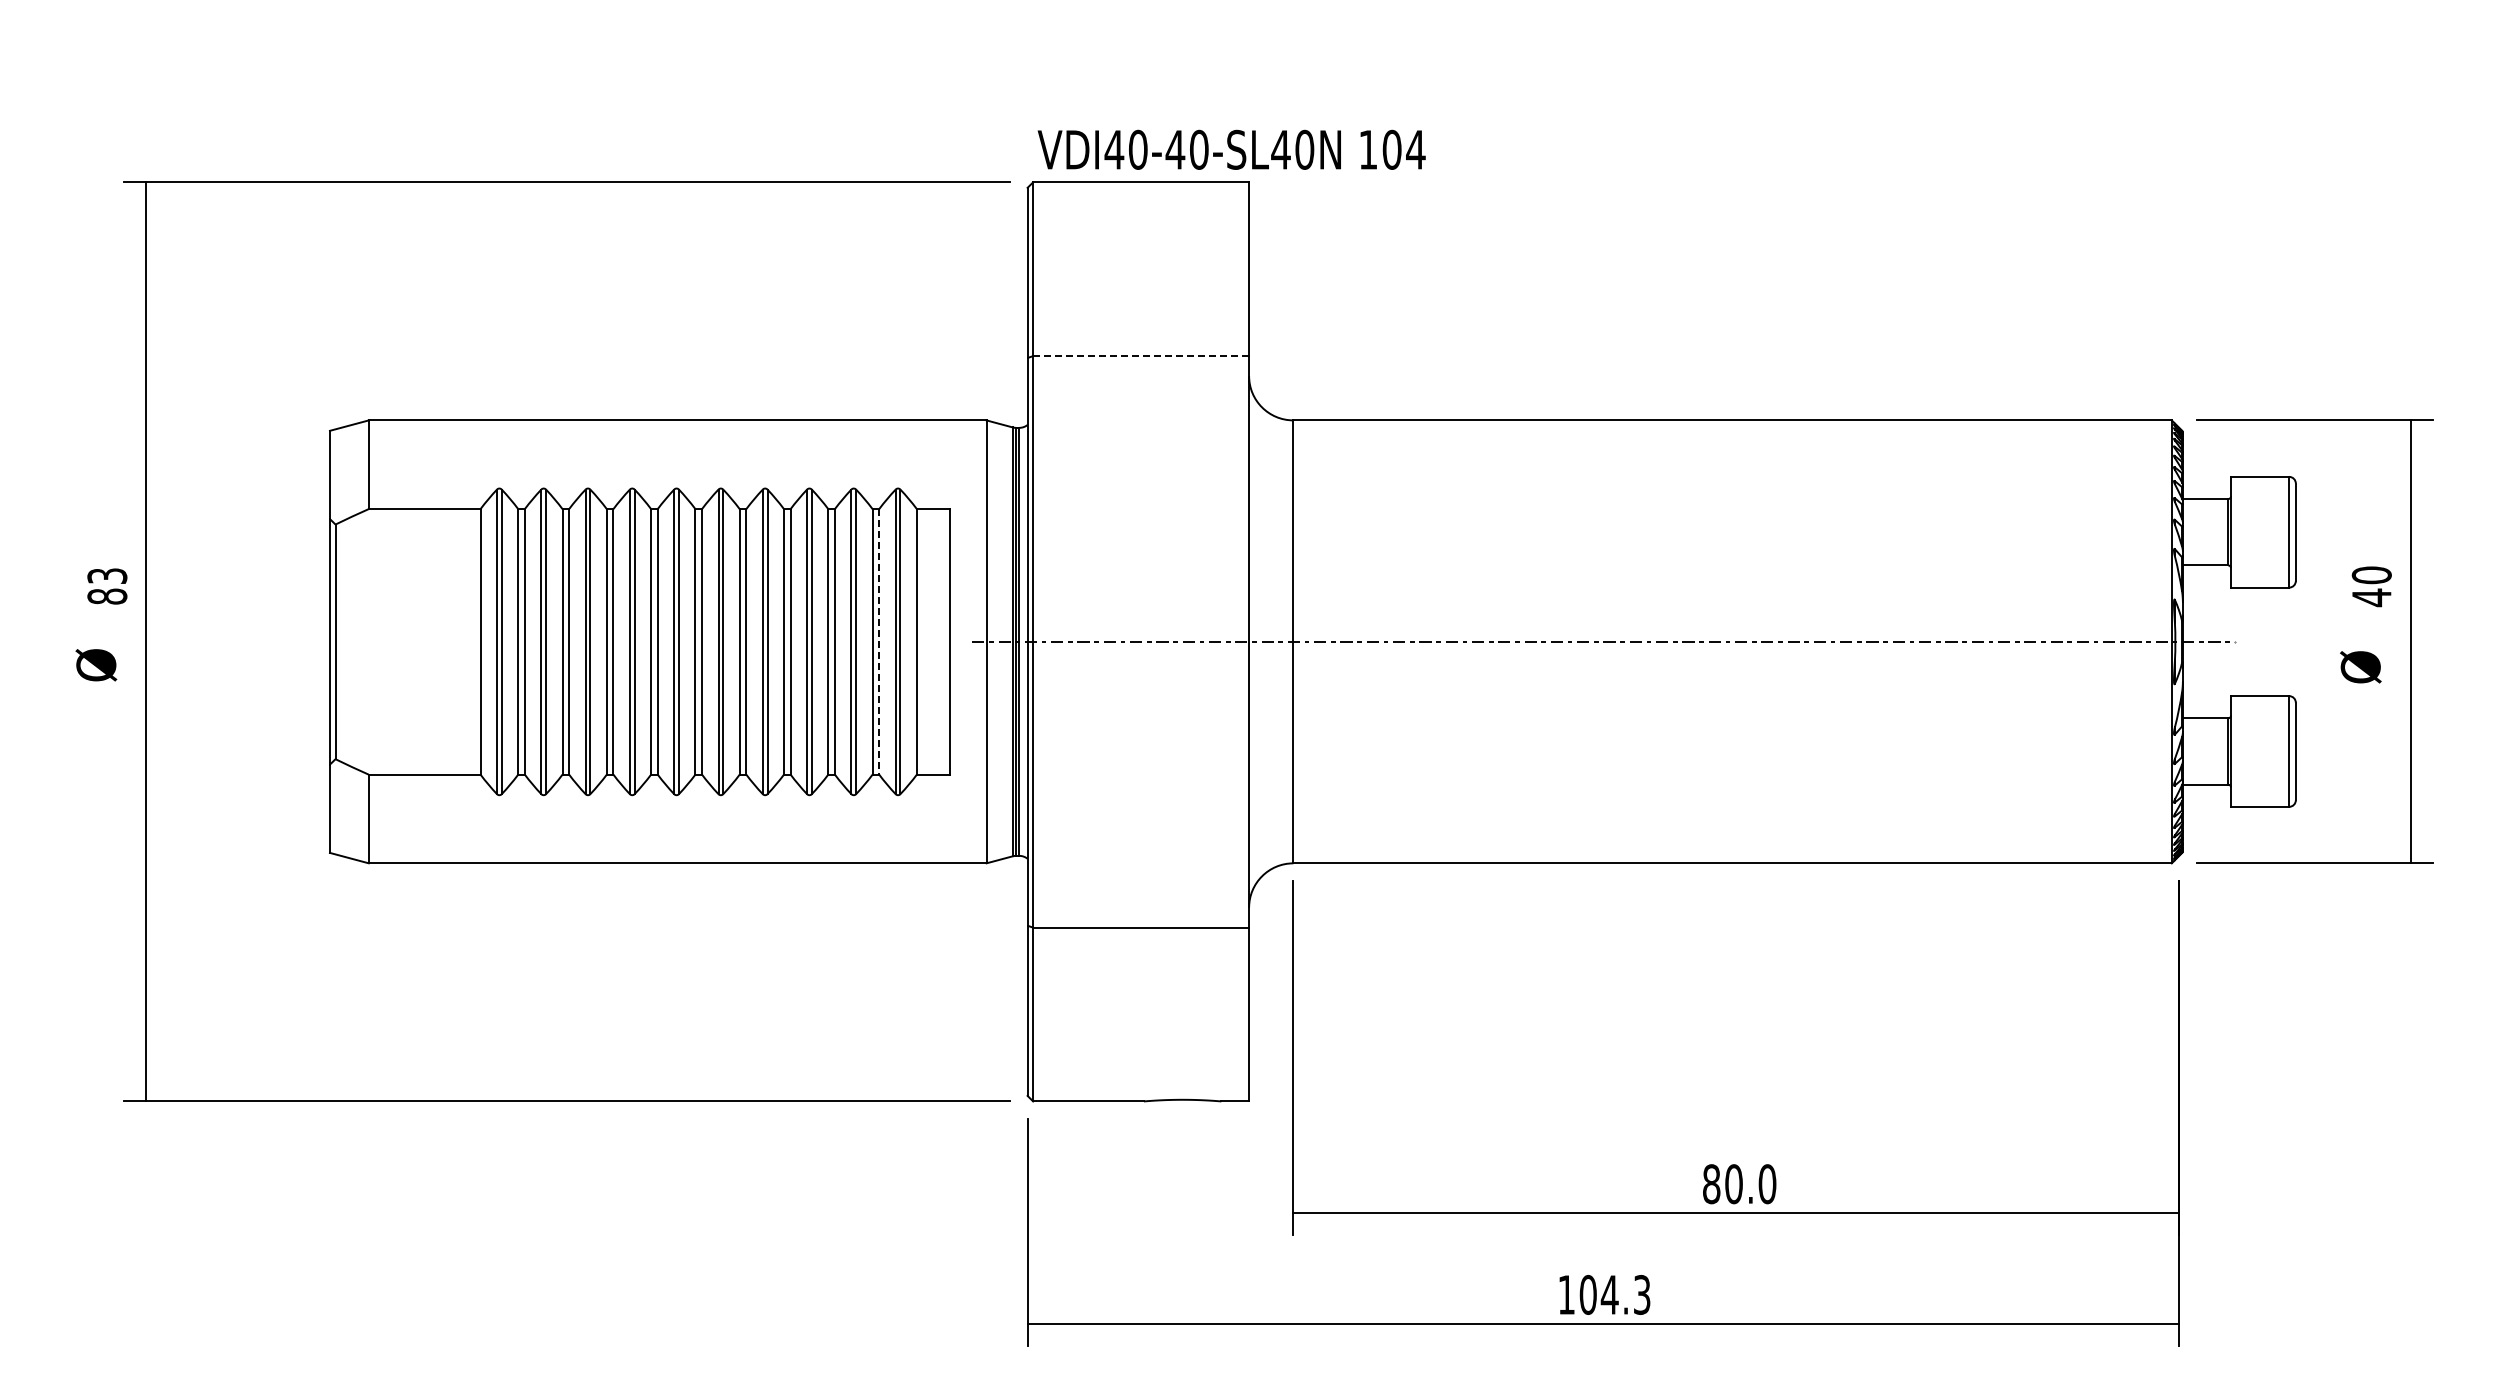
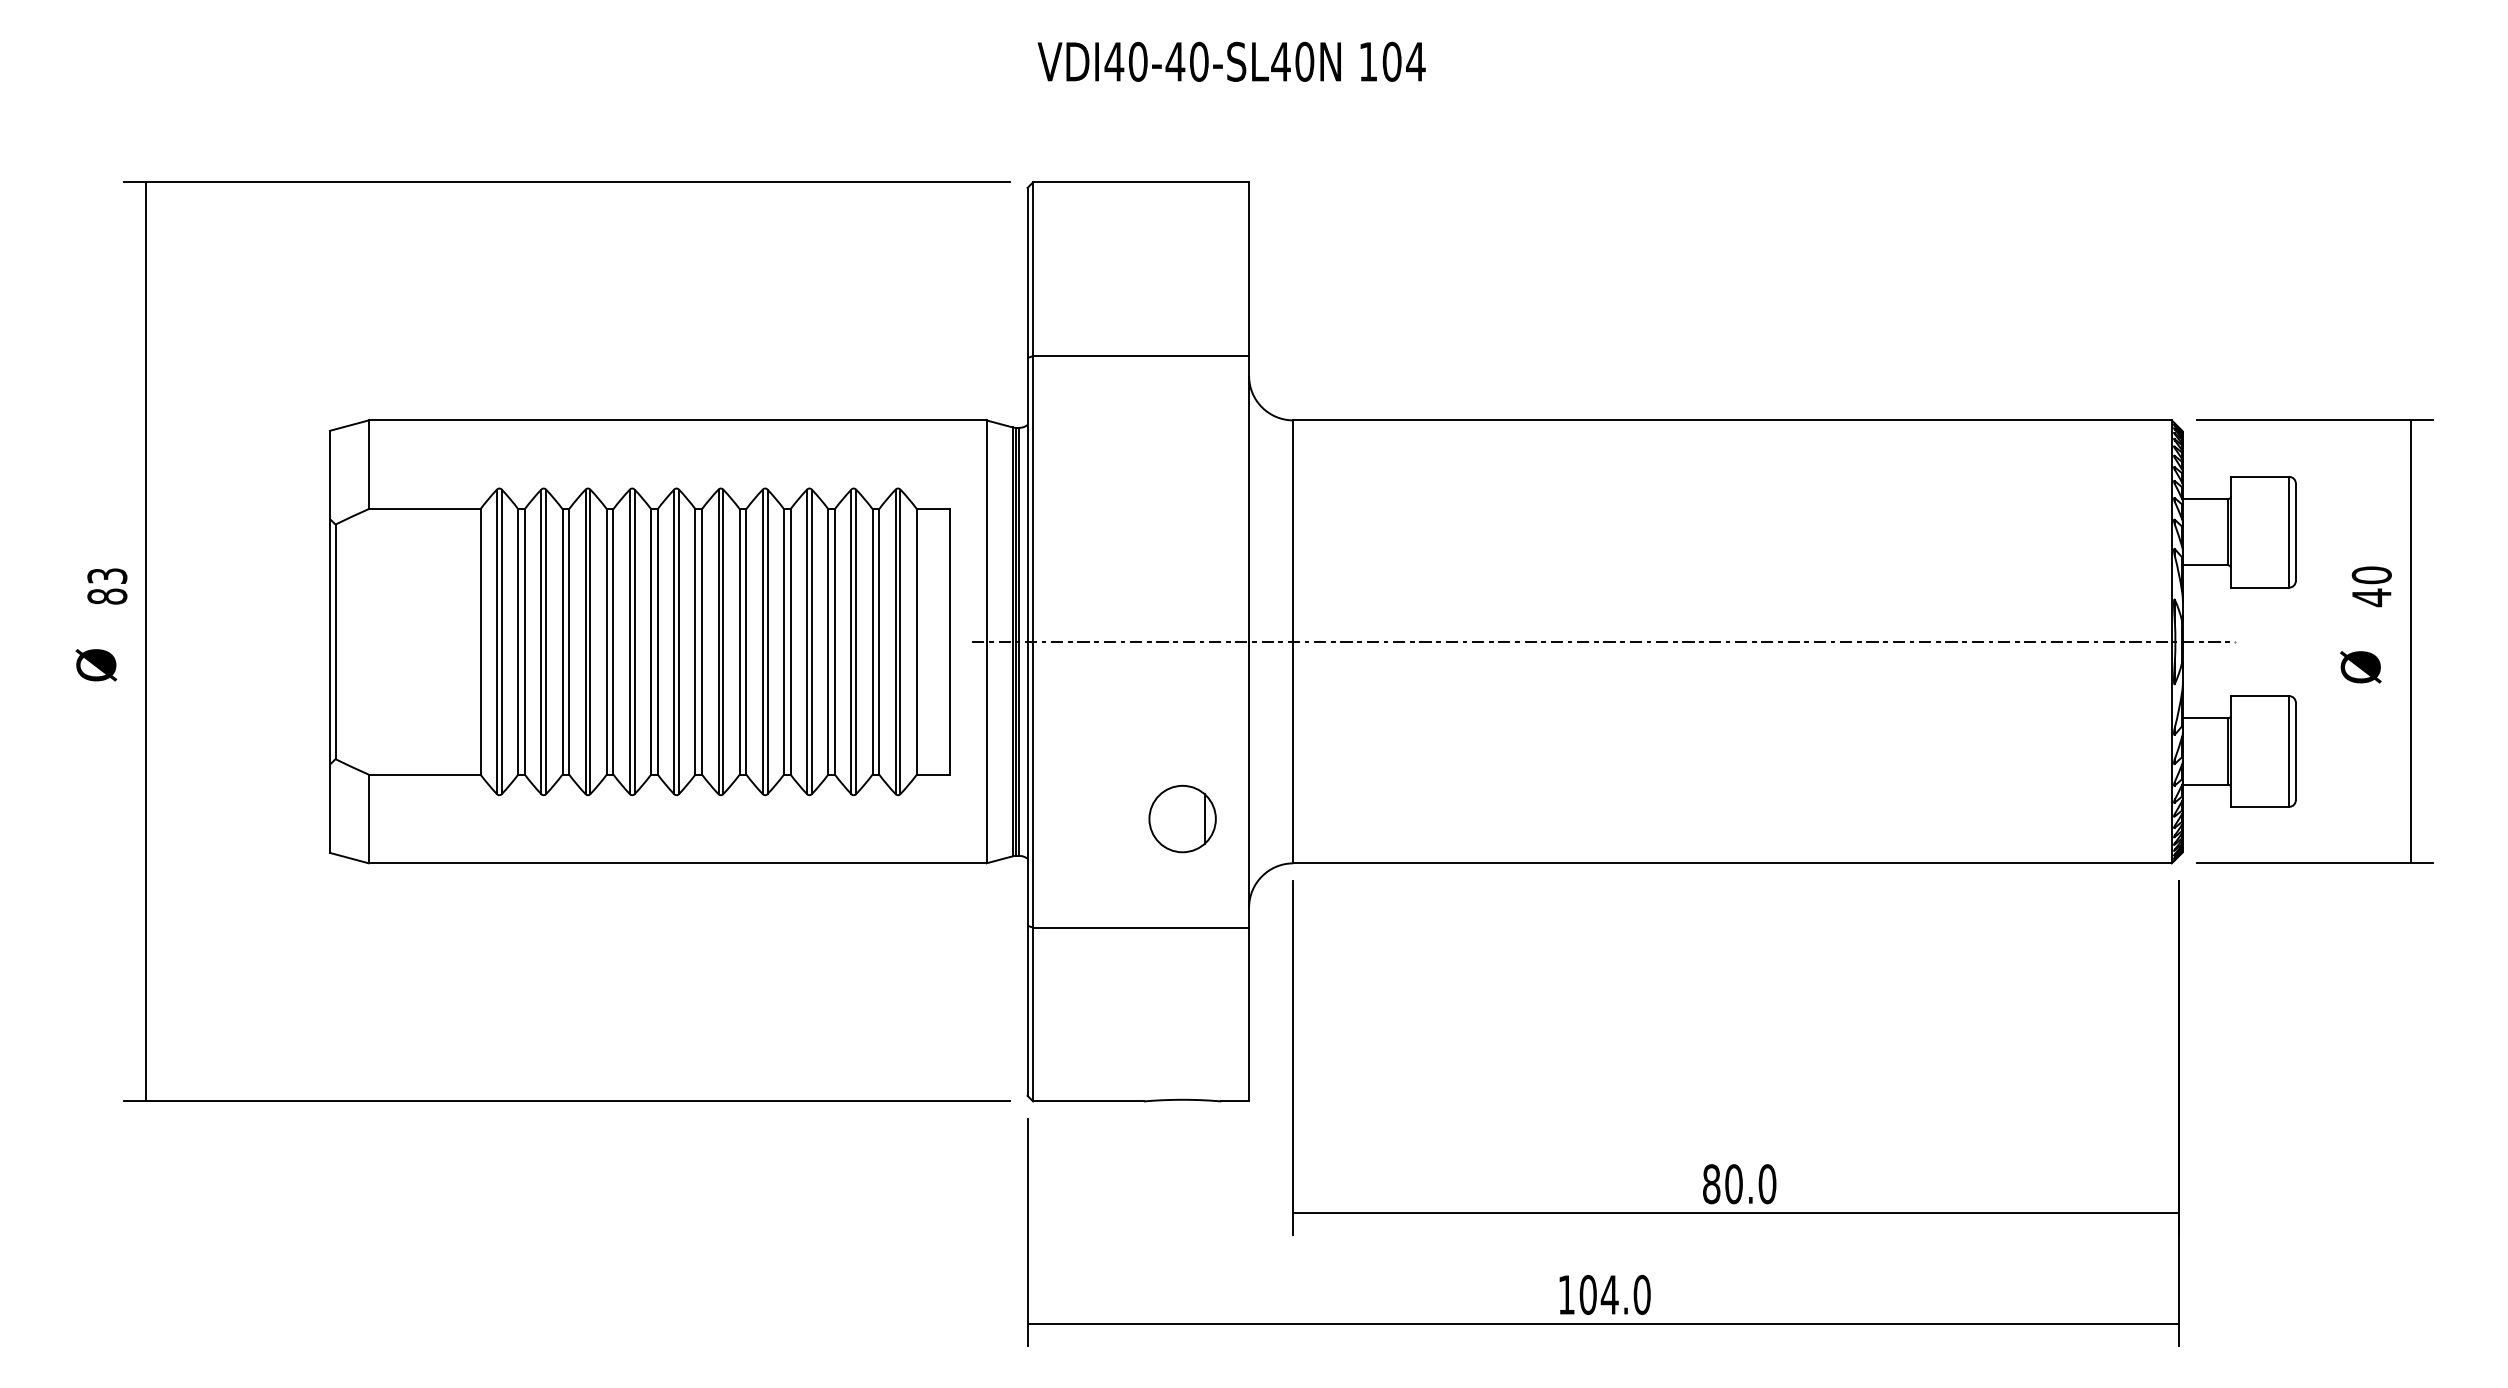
text position: (1231, 149) -> (1231, 61) (1231, 61)
line: dashed -> solid (1141, 356)
line: dashed -> solid (879, 641)
part: none -> present (1182, 819)
text: 104.3 -> 104.0 (1641, 1294)
